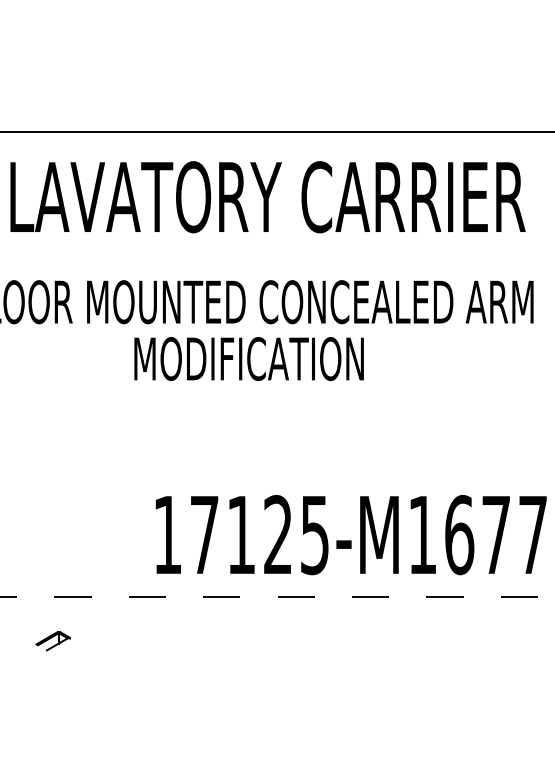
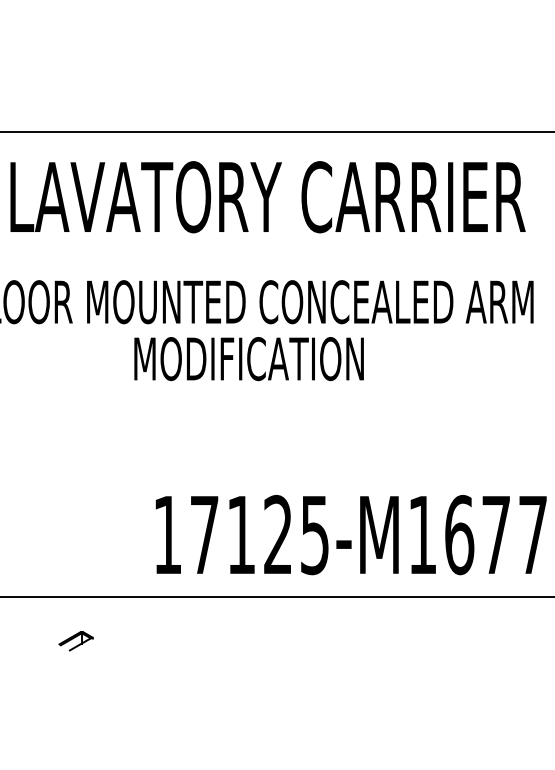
line: dashed -> solid (277, 596)
part position: (52, 641) -> (75, 641) (75, 641)
